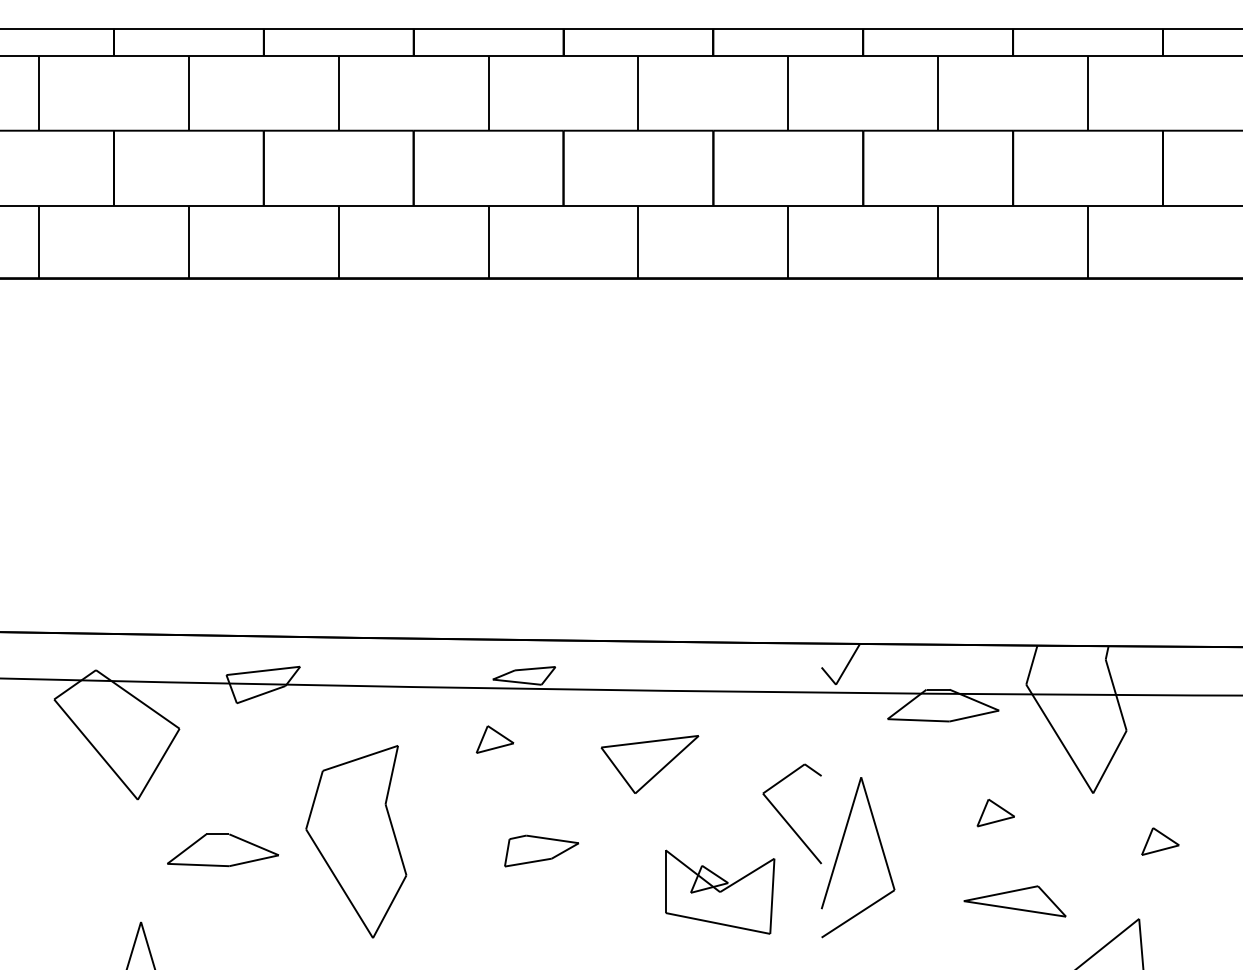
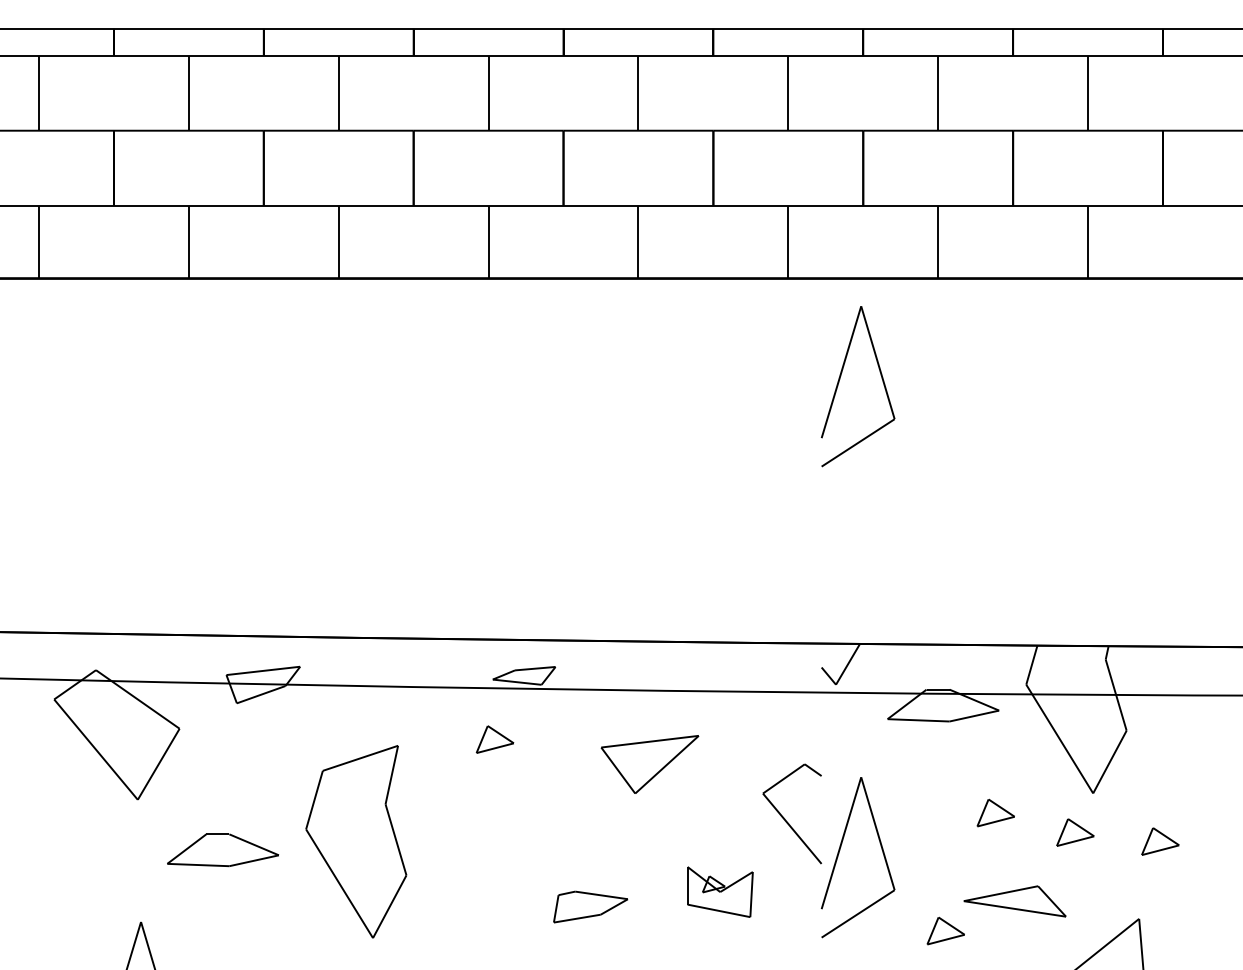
part: none -> present (840, 379)
part: none -> present (1075, 832)
part position: (541, 850) -> (590, 906) (590, 906)
part size: 111x86 px -> 67x52 px (720, 891)
part: none -> present (945, 930)
